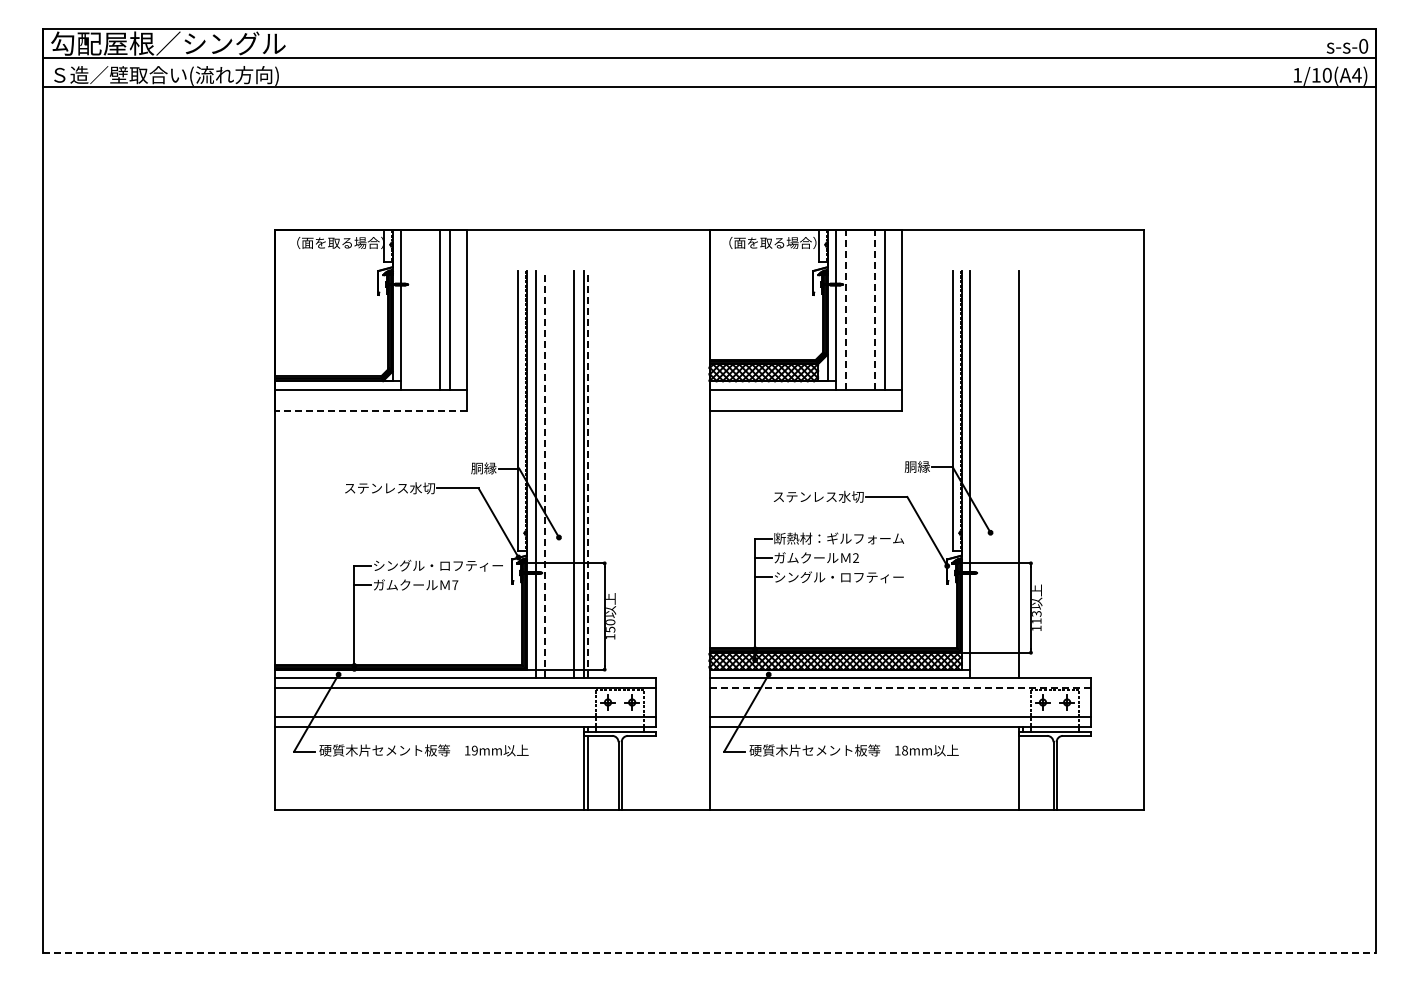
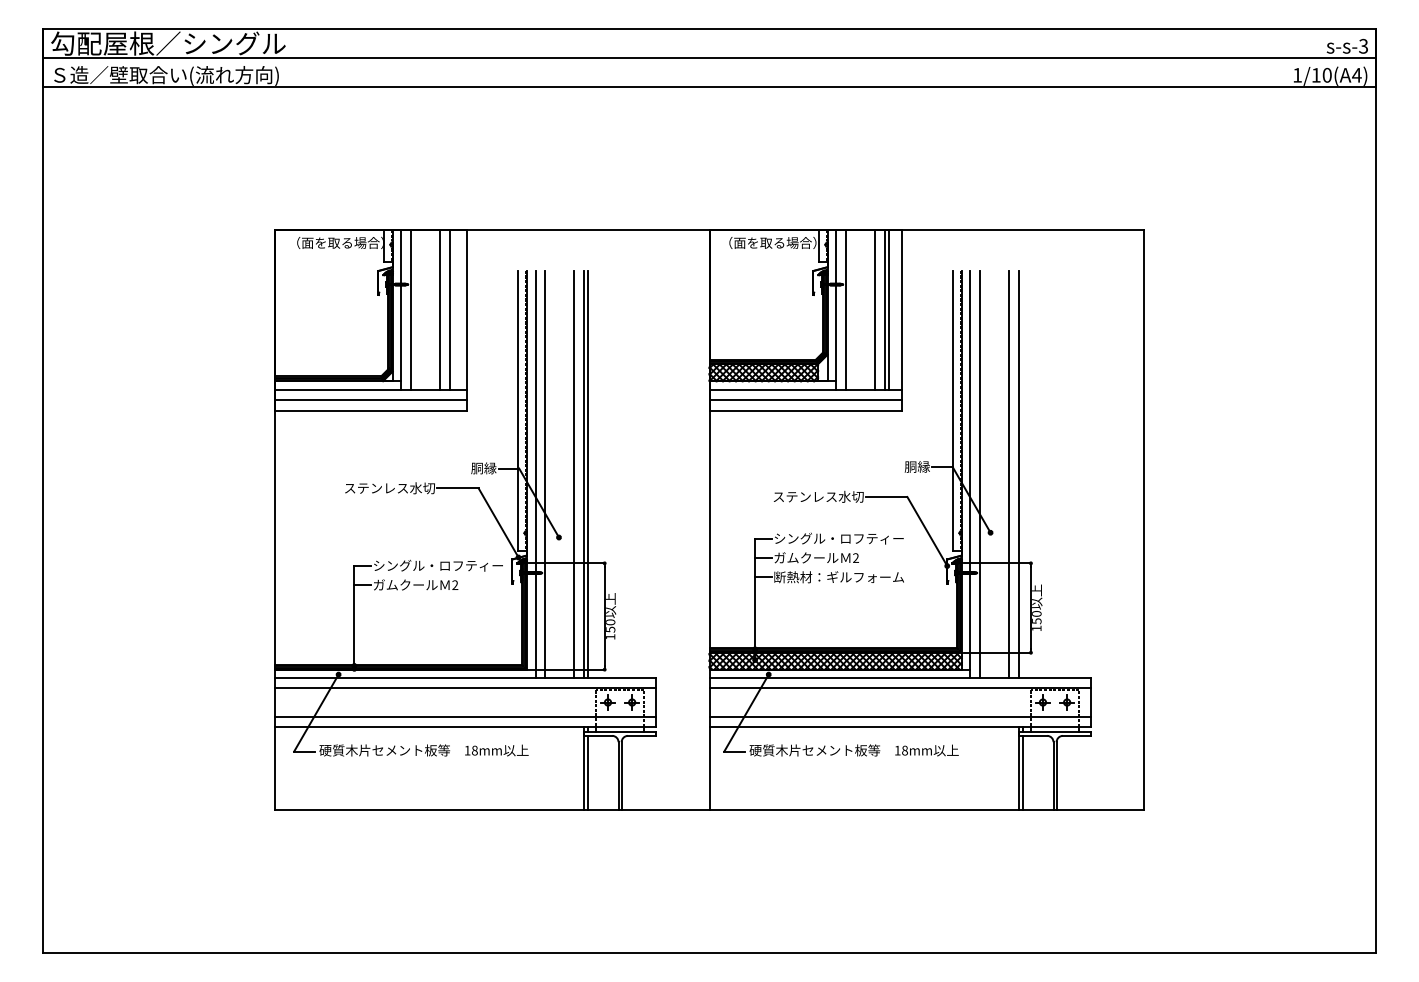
text: s-s-0 -> s-s-3 (1363, 46)
line: none -> present (411, 309)
line: dashed -> solid (846, 309)
line: dashed -> solid (875, 309)
line: none -> present (889, 309)
line: none -> present (370, 399)
line: none -> present (805, 399)
line: dashed -> solid (370, 411)
line: dashed -> solid (545, 474)
line: dashed -> solid (588, 474)
line: none -> present (980, 474)
line: none -> present (1009, 474)
text: 断熱材：ギルフォーム -> シングル・ロフティー (839, 538)
text: シングル・ロフティー -> 断熱材：ギルフォーム (838, 577)
text: 7 -> 2 (455, 584)
text: 113 -> 150 (1036, 617)
line: dashed -> solid (900, 688)
text: 19mm -> 18mm (474, 750)
line: none -> present (1023, 772)
line: dashed -> solid (709, 952)
